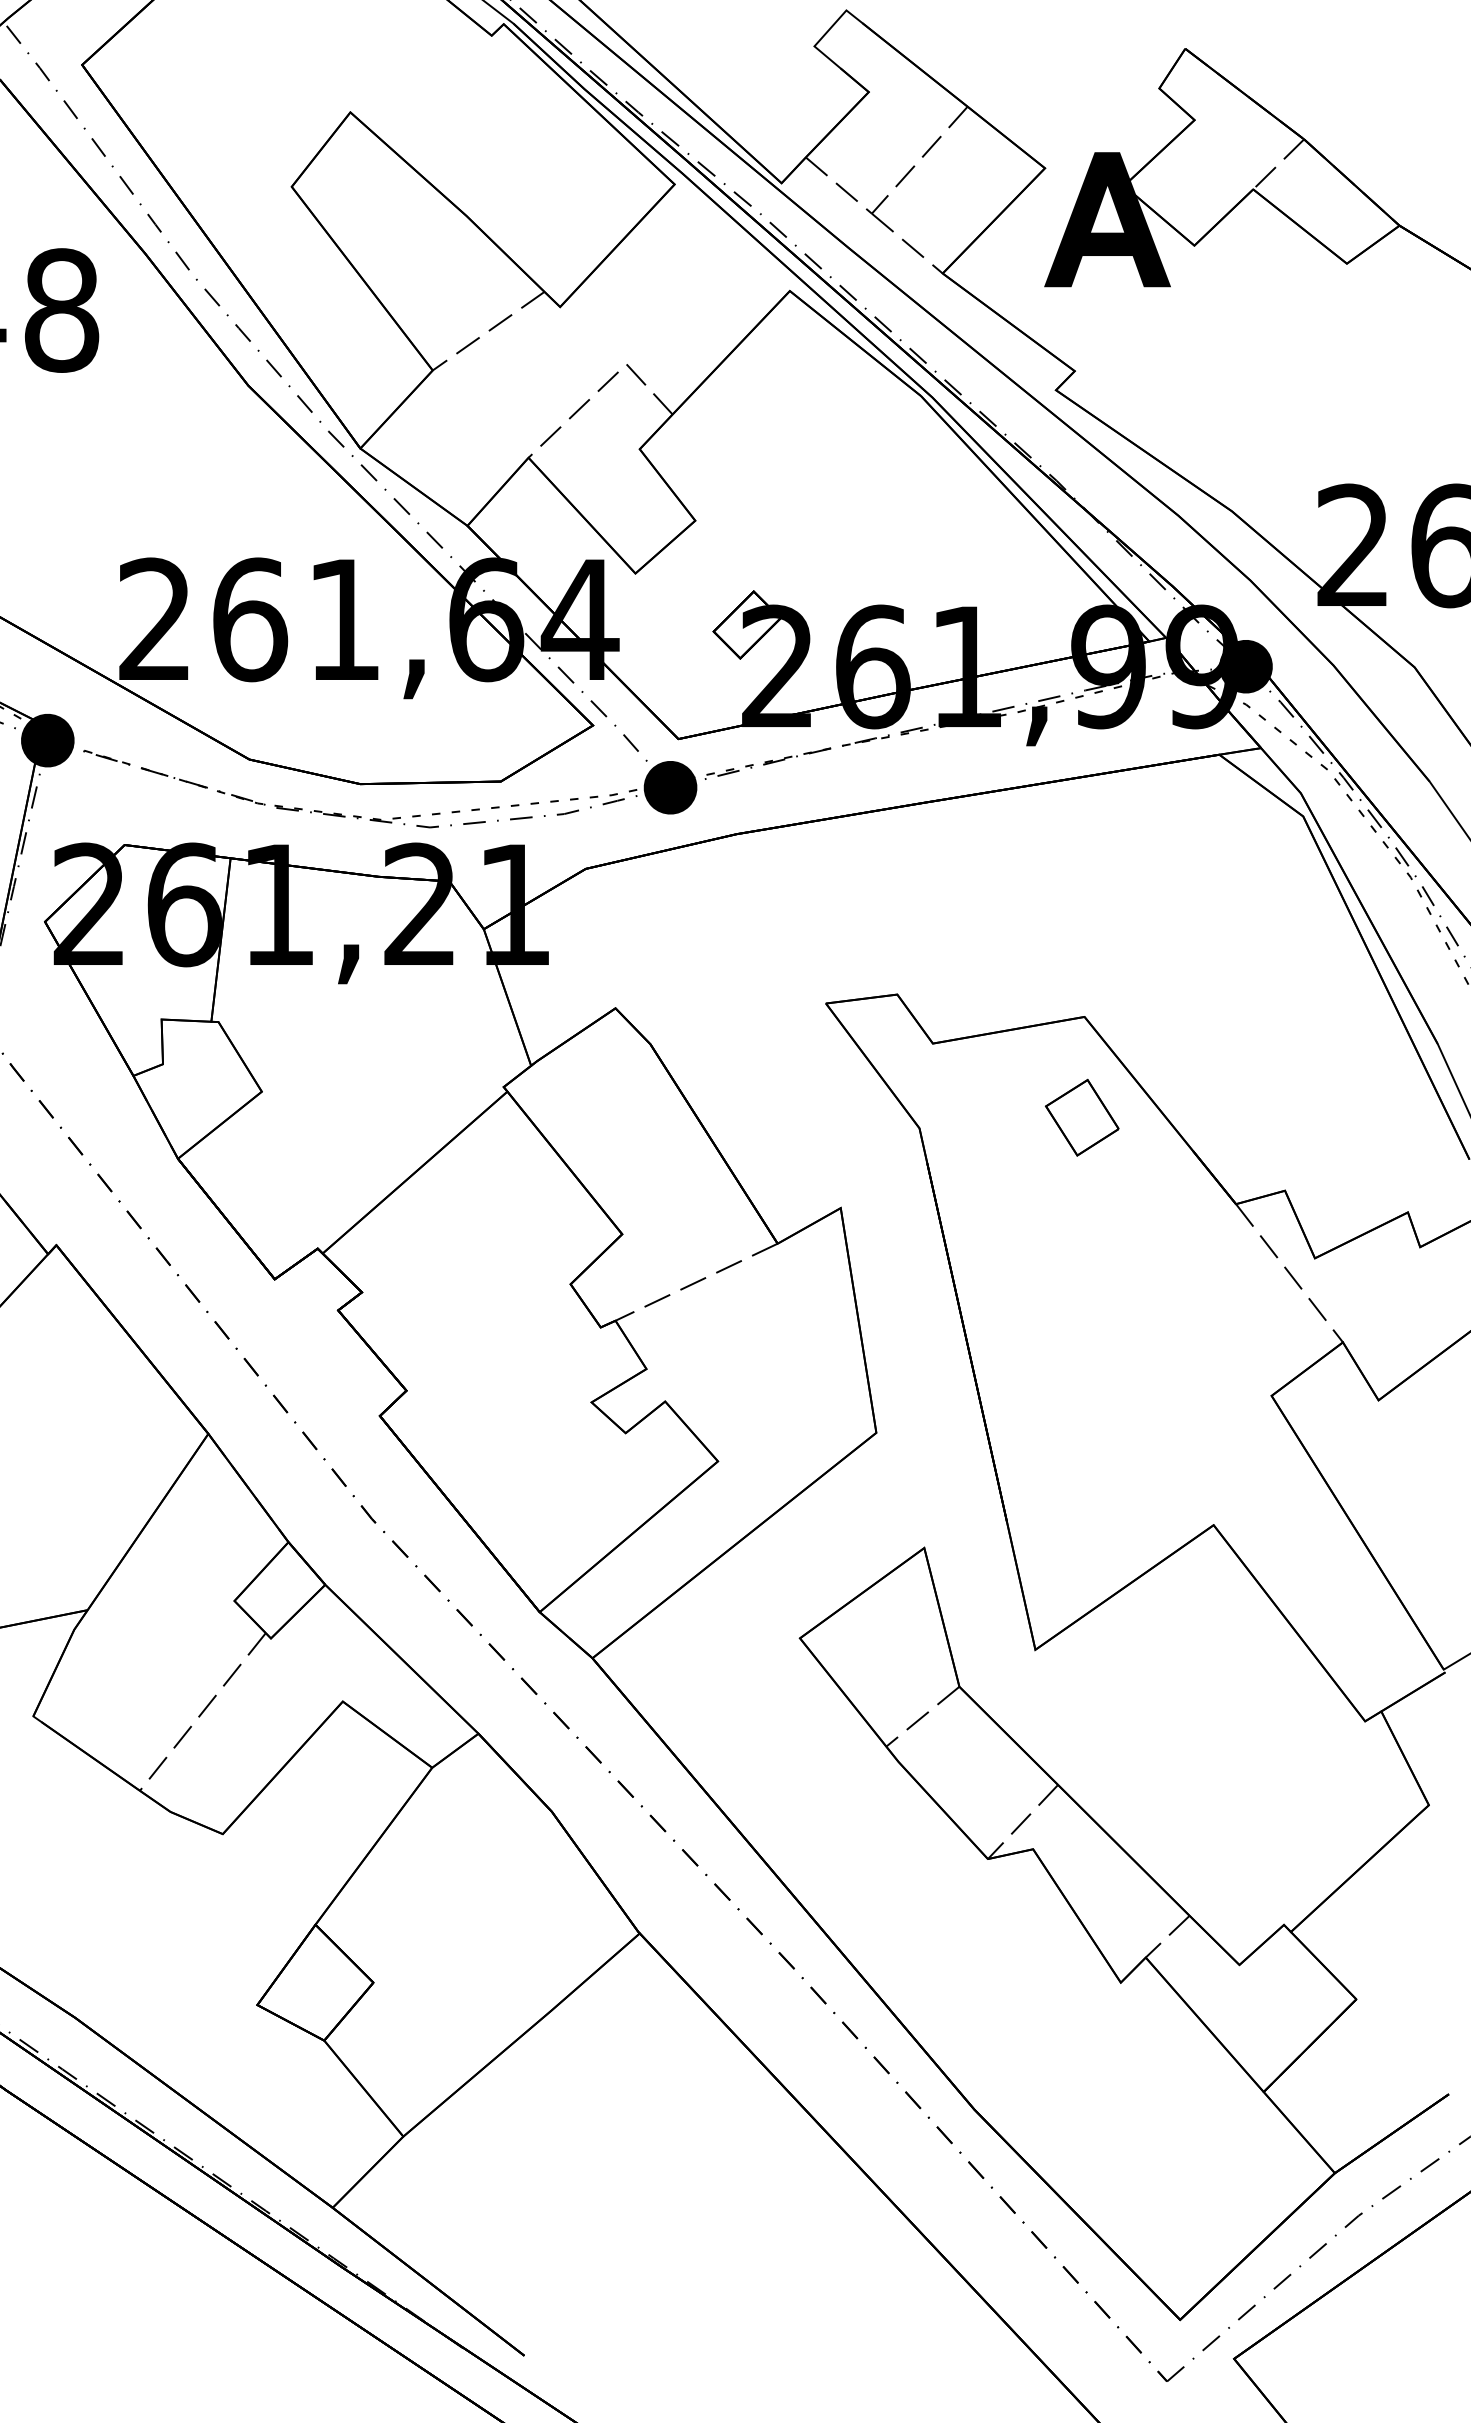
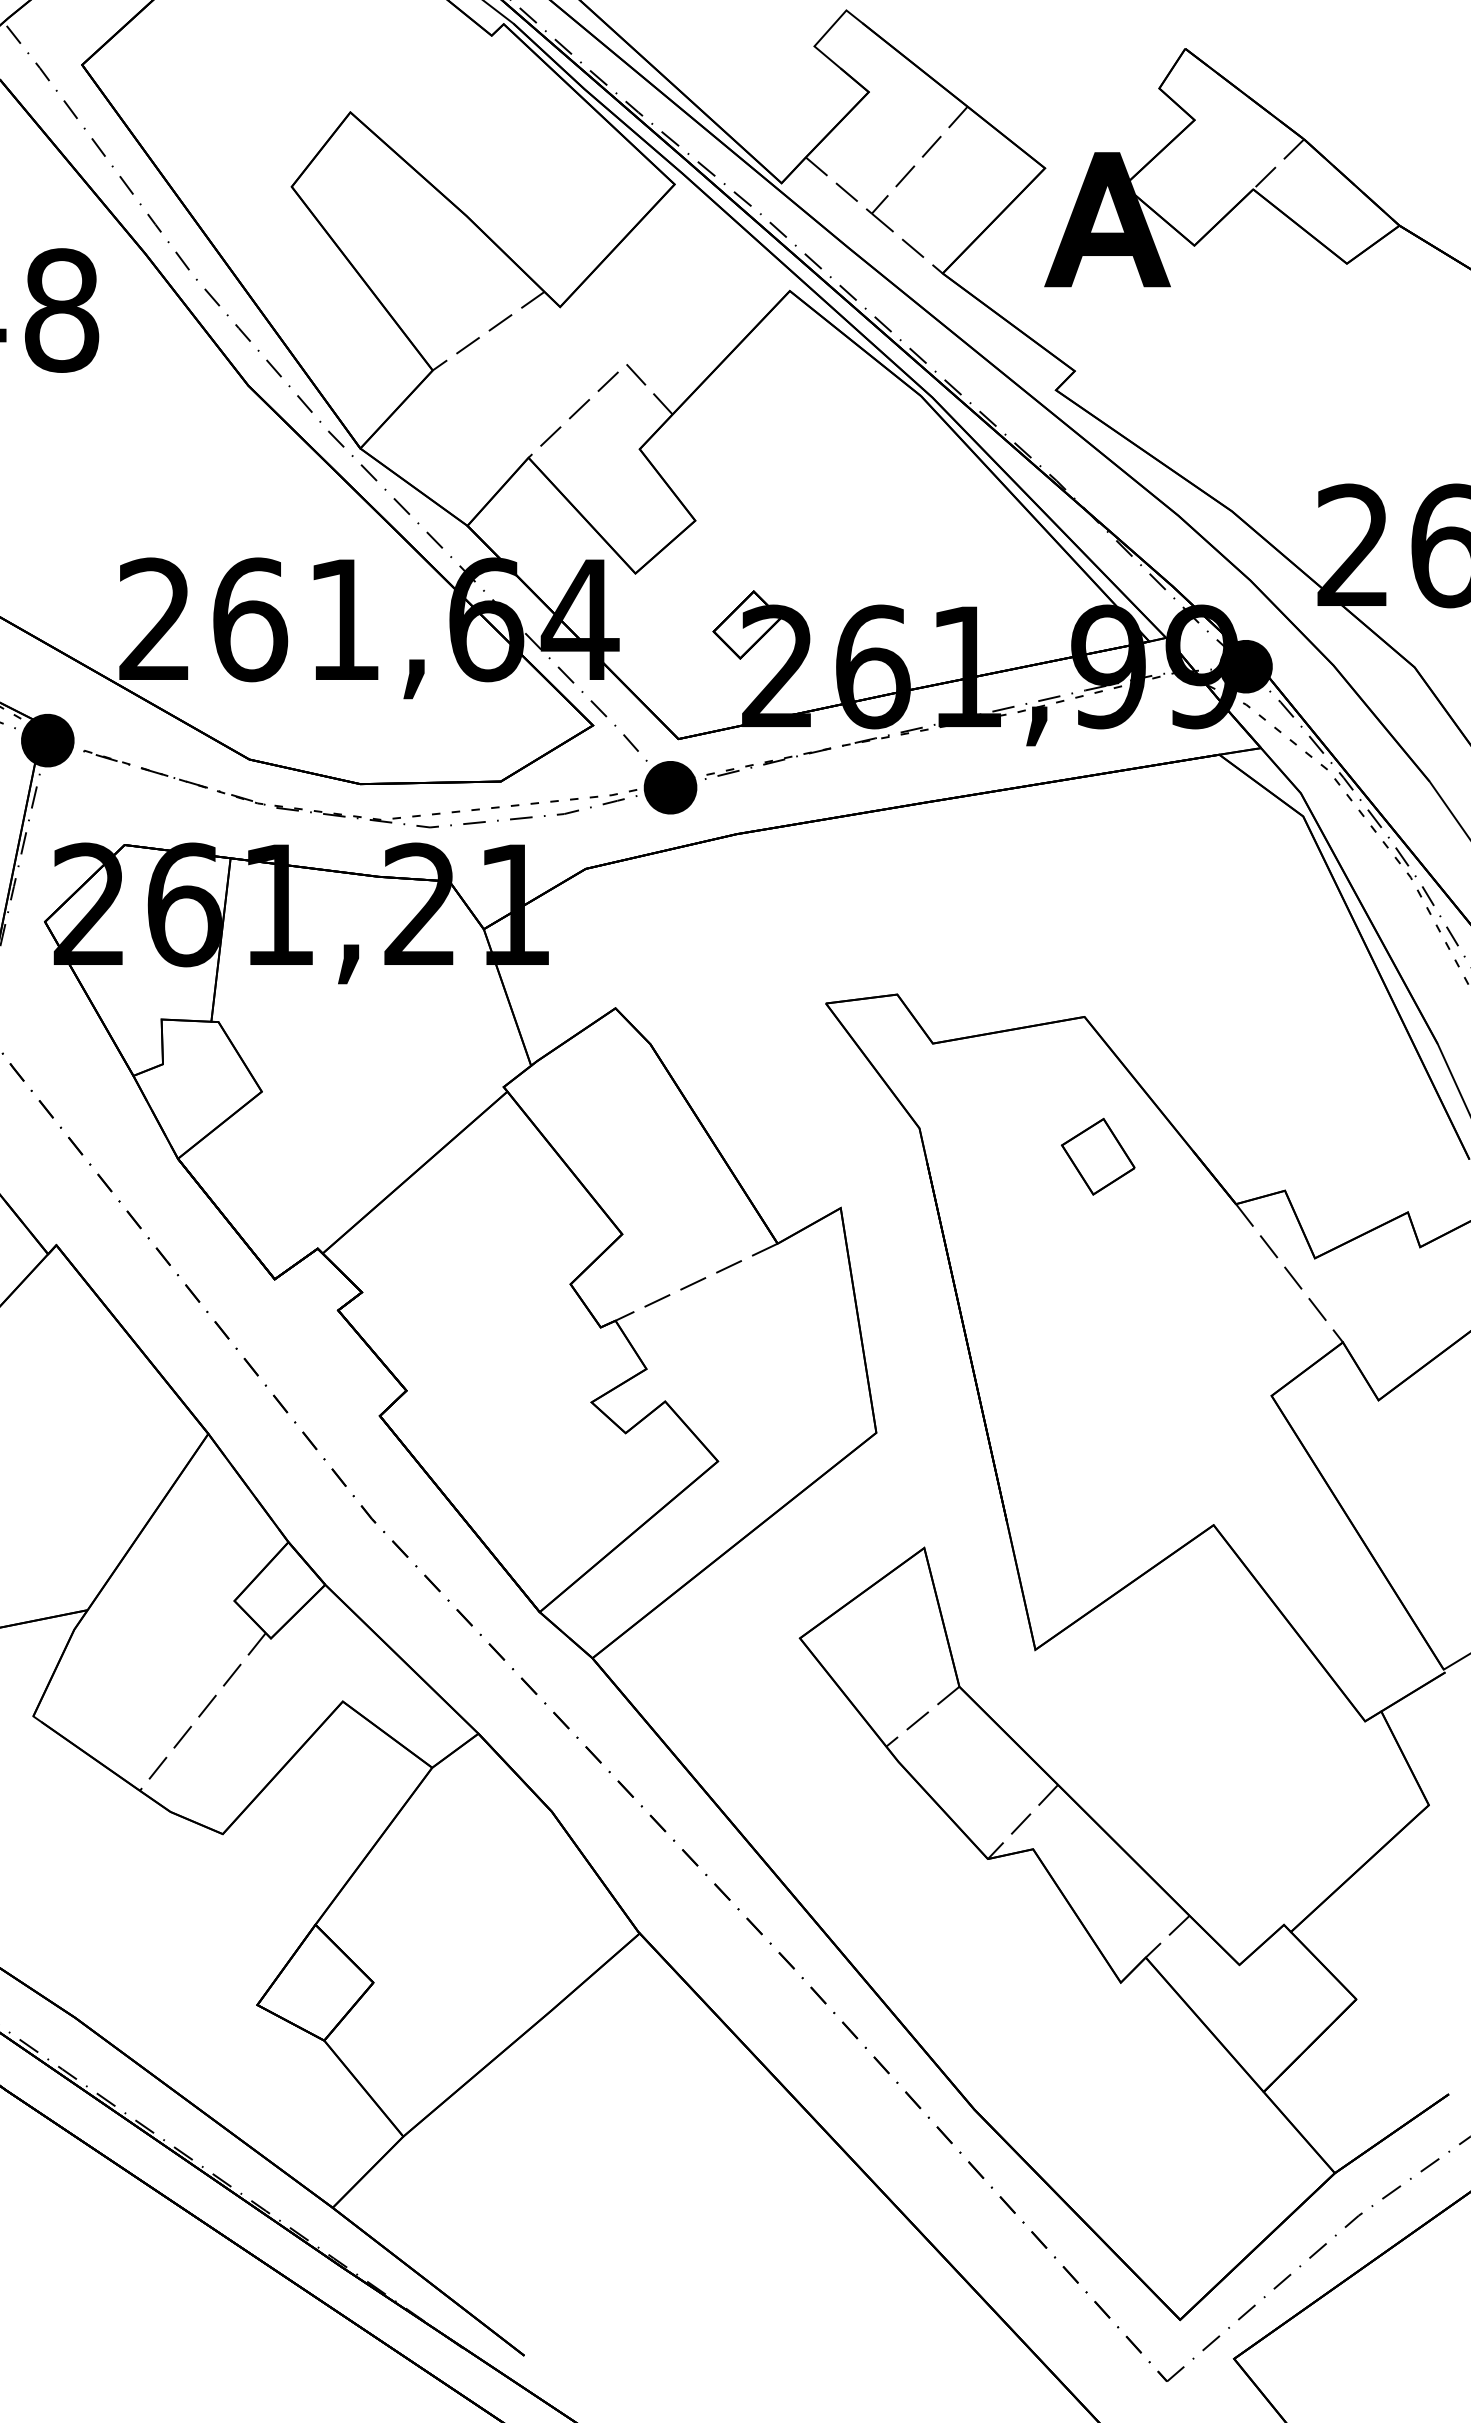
part position: (1082, 1117) -> (1098, 1156) (1098, 1156)
